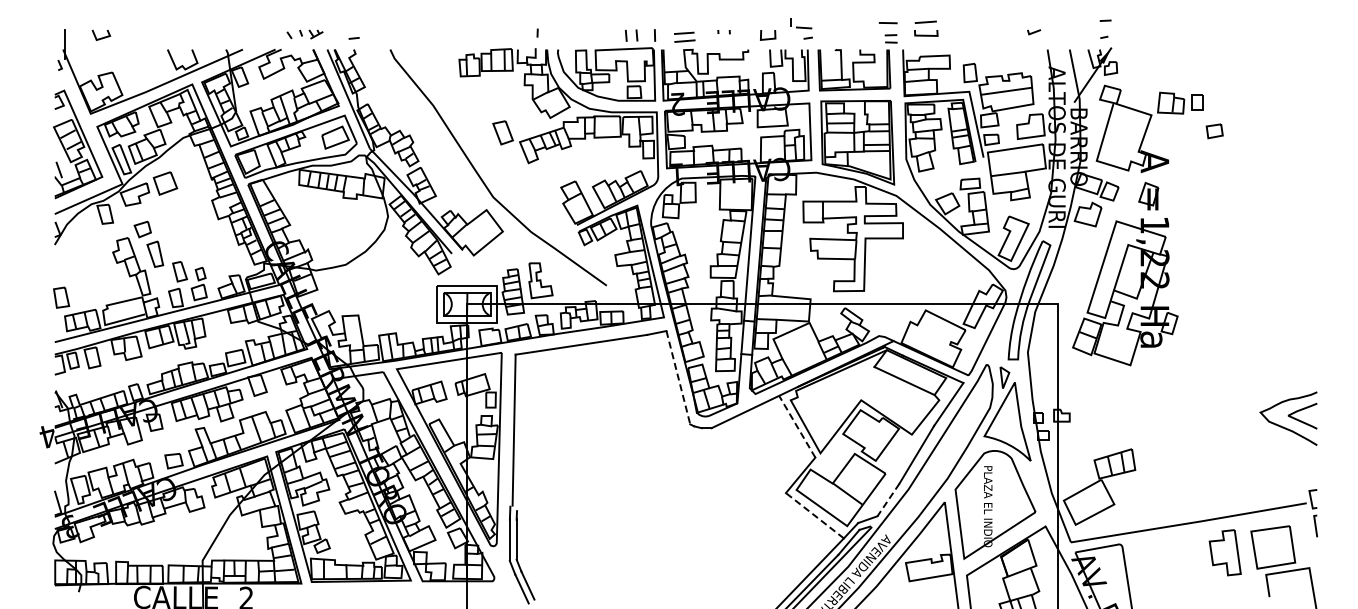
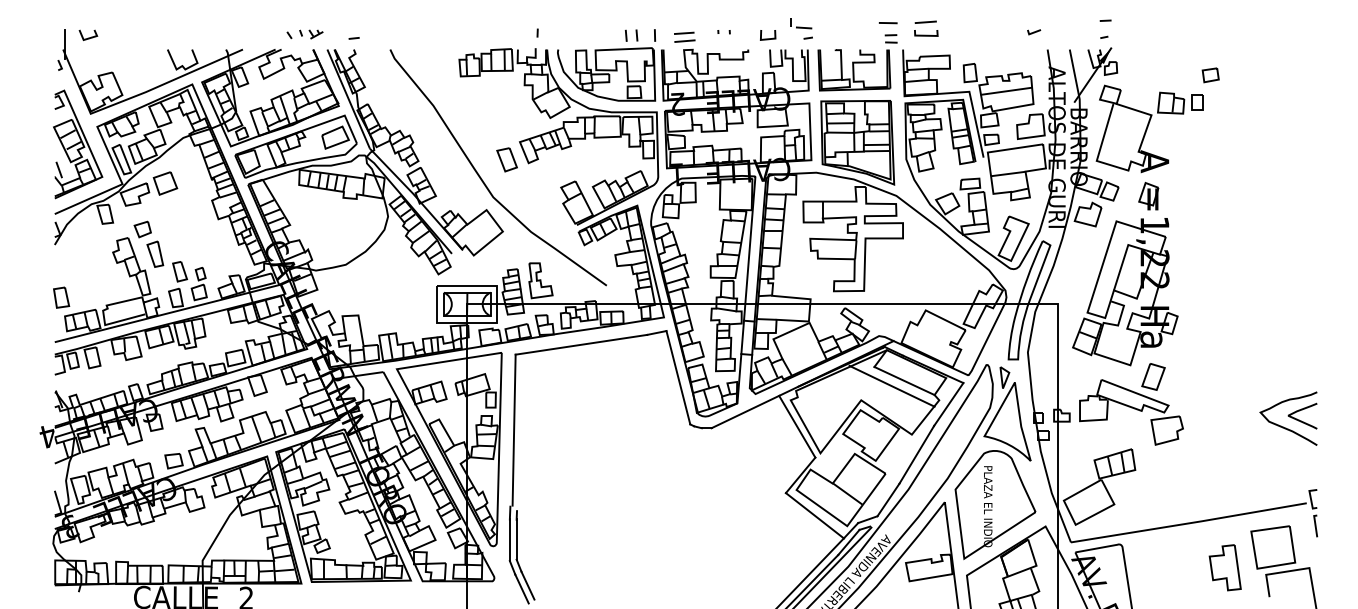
line position: (101, 37) -> (88, 37) (88, 37)
part position: (1214, 131) -> (1210, 75) (1210, 75)
part position: (502, 132) -> (506, 159) (506, 159)
line: dashed -> solid (678, 378)
line: none -> present (891, 385)
part: none -> present (1131, 404)
line: dashed -> solid (797, 426)
line: dashed -> solid (888, 500)
line: dashed -> solid (814, 515)
part position: (1224, 552) -> (1224, 567) (1224, 567)
